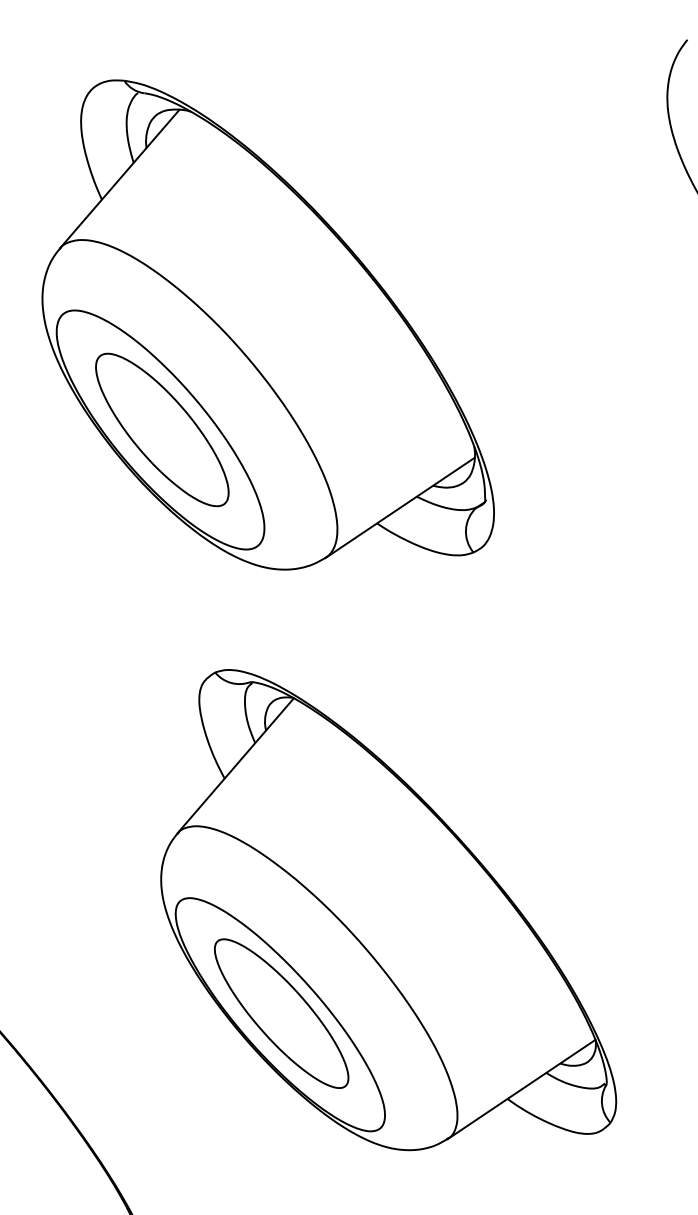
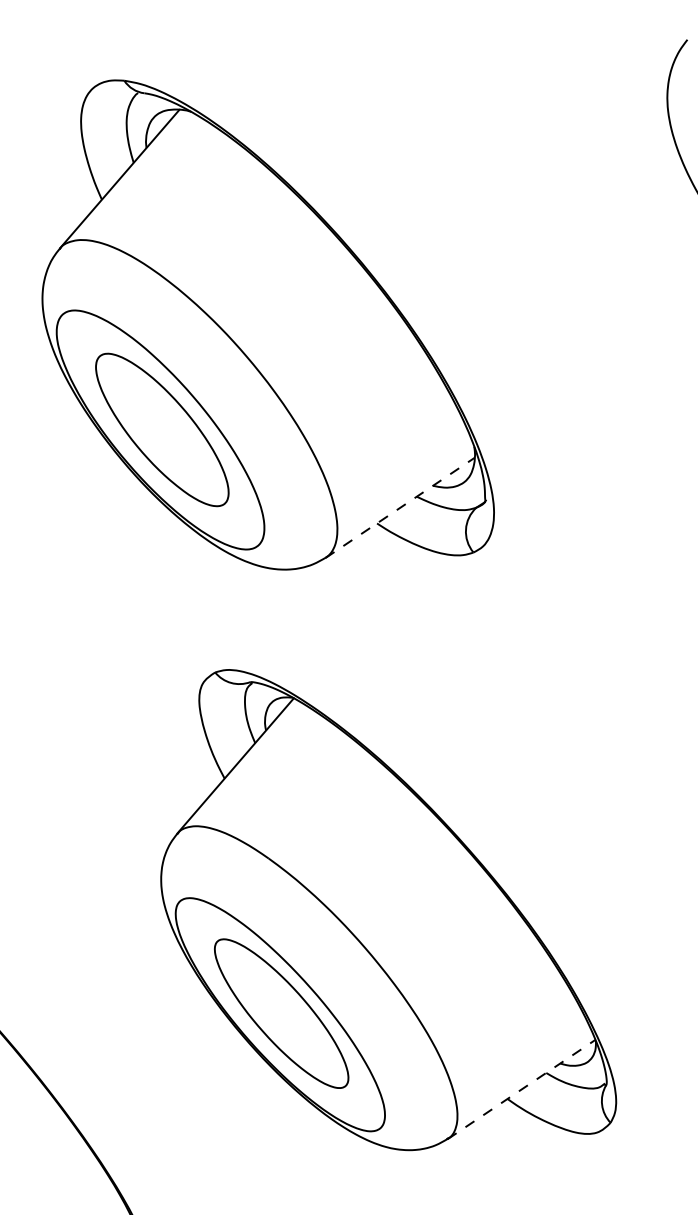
line: solid -> dashed (399, 508)
line: solid -> dashed (522, 1089)
